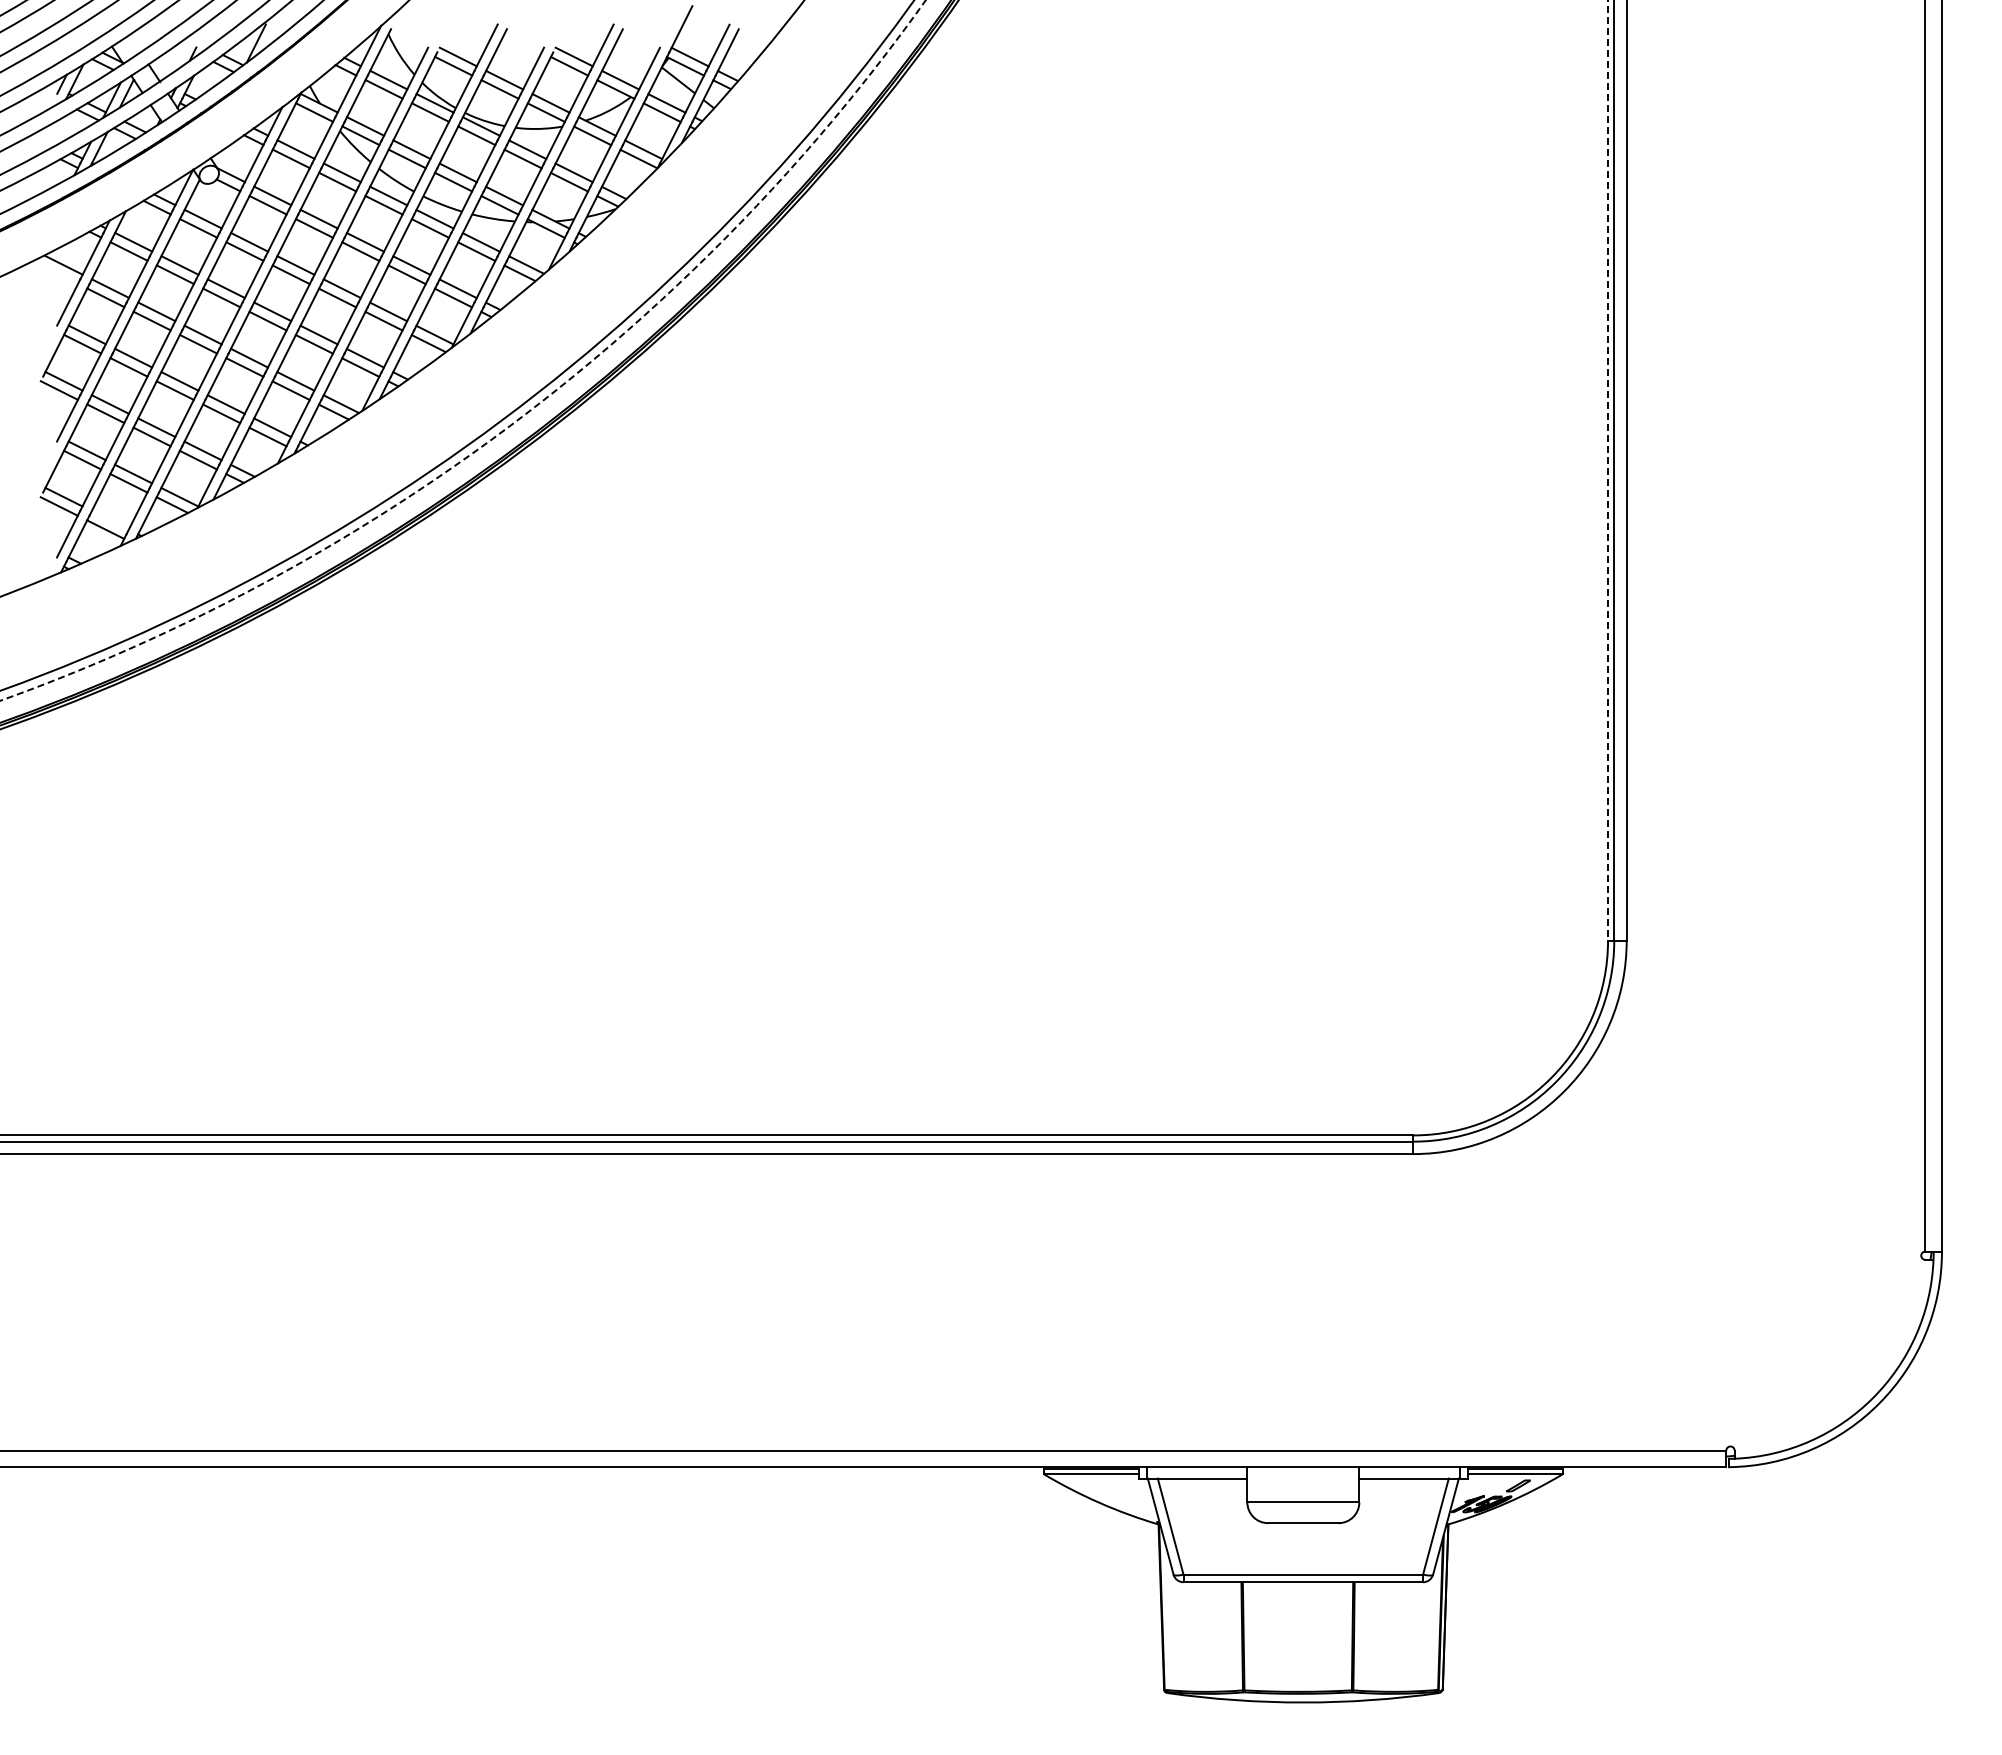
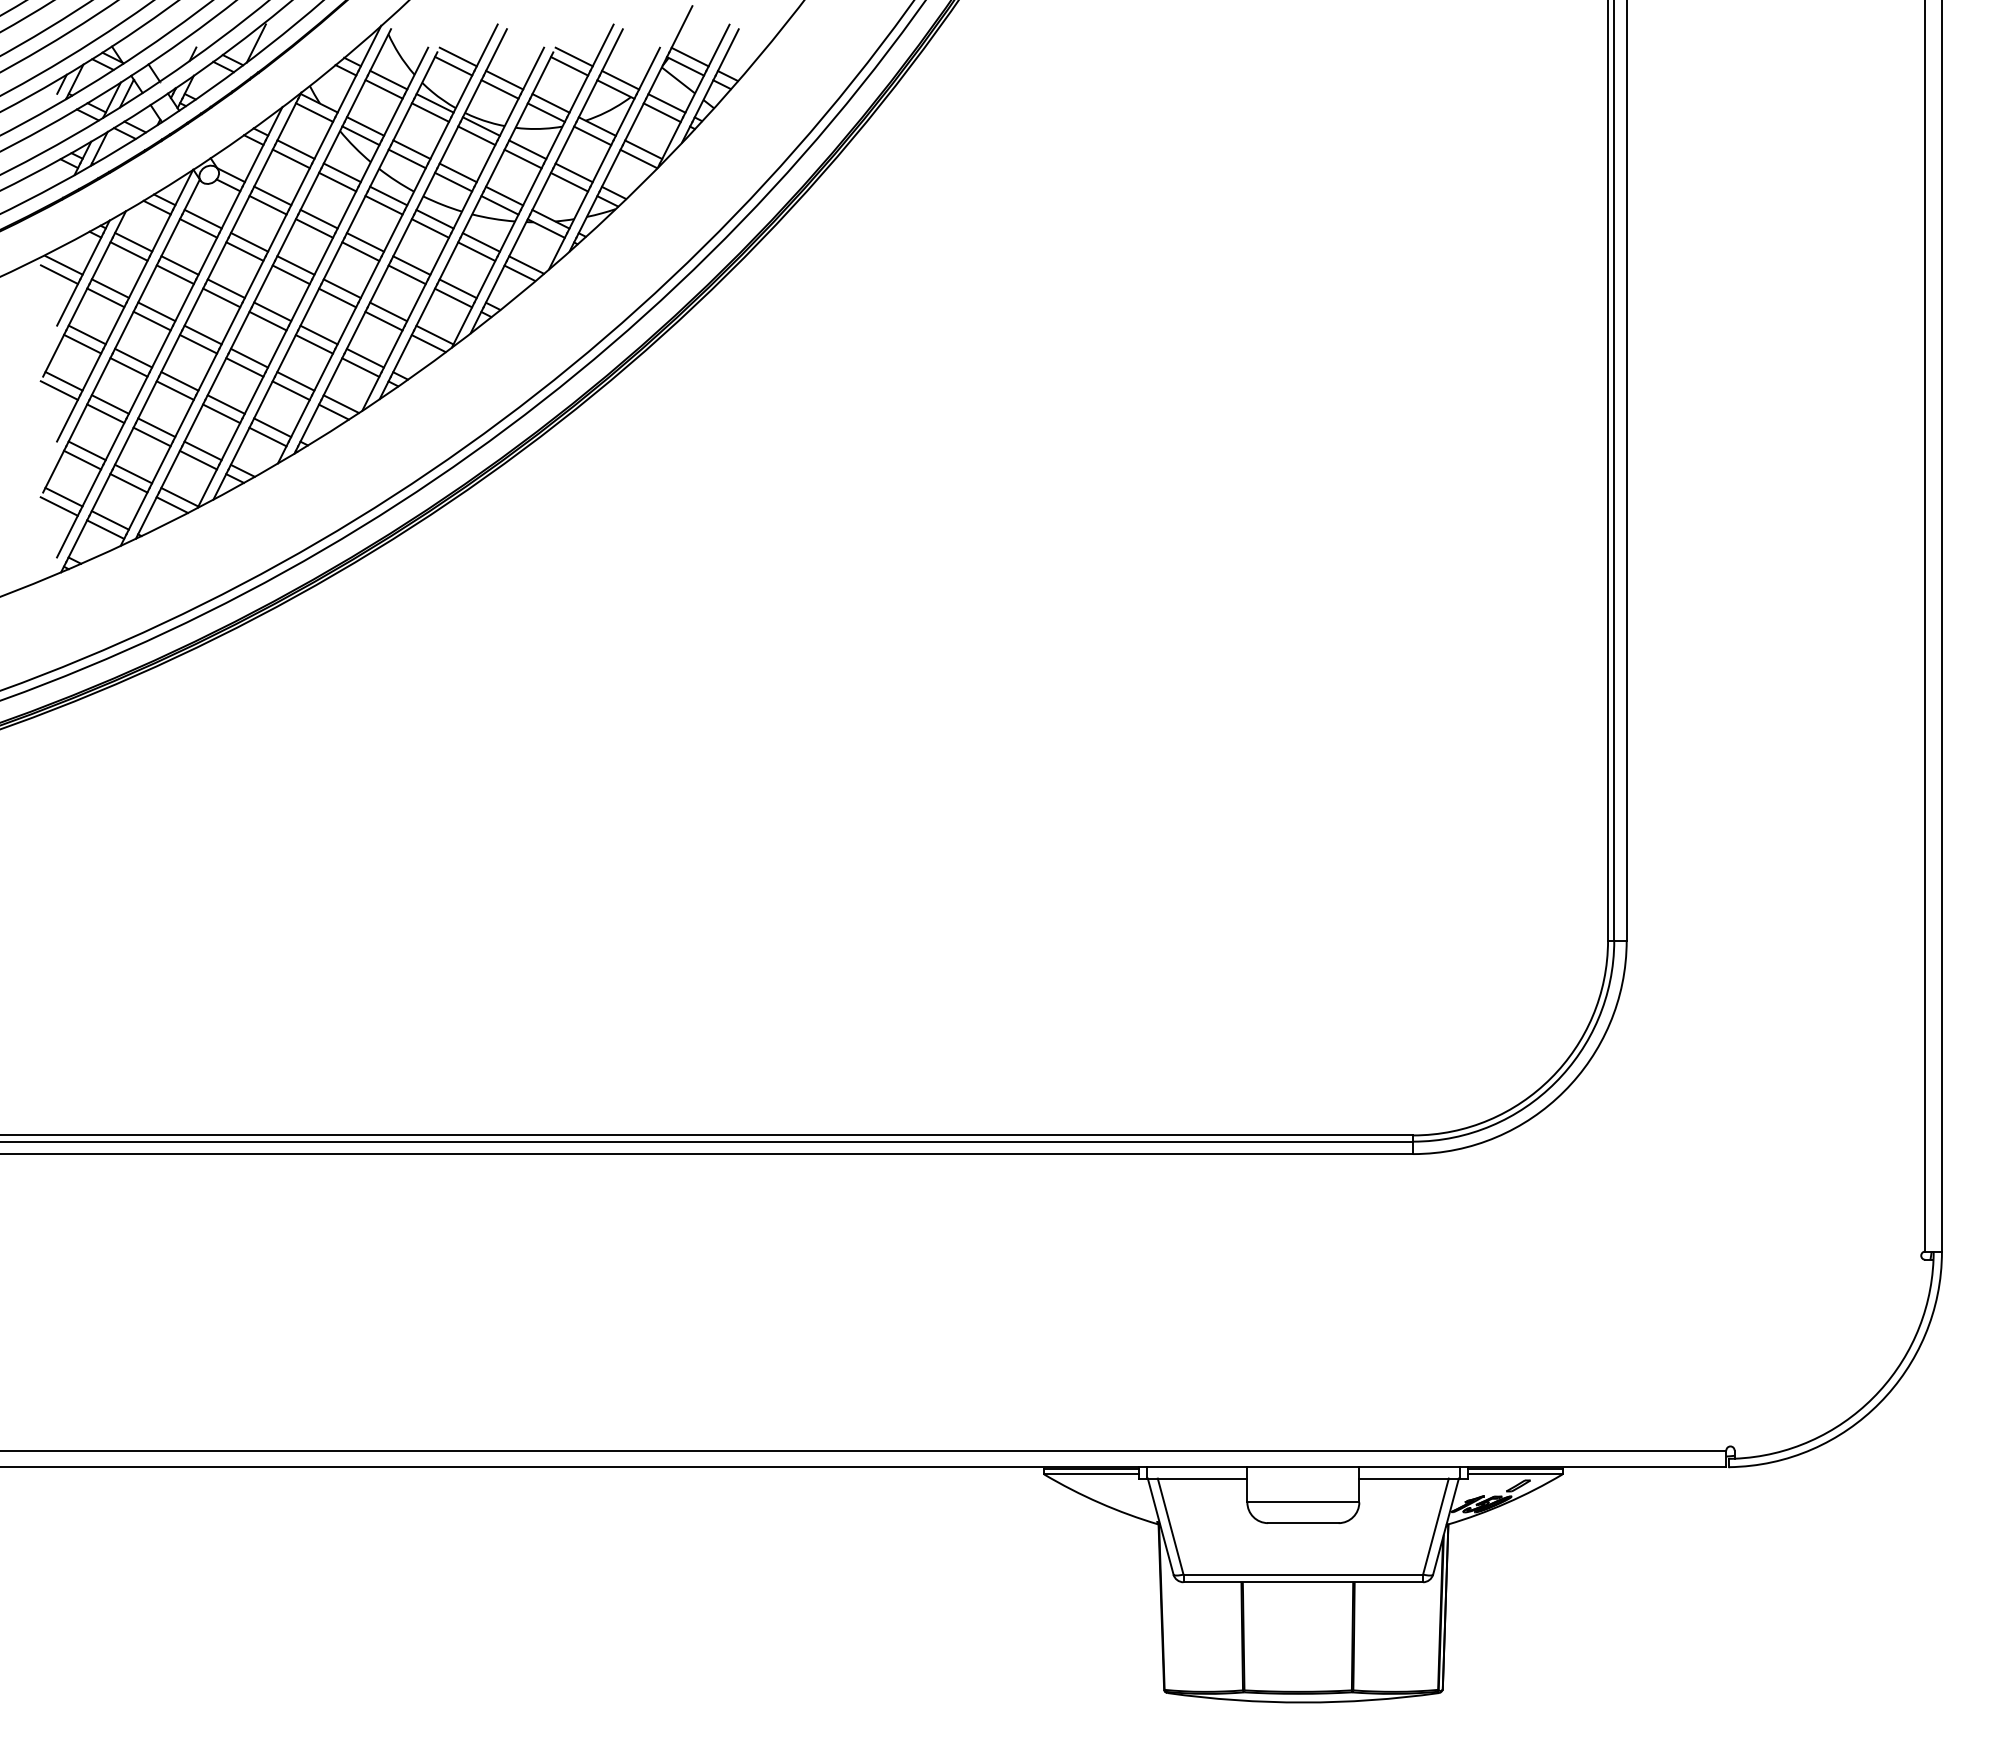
line: none -> present (58, 274)
arc: dashed -> solid (514, 422)
line: dashed -> solid (1608, 470)
line: none -> present (109, 520)
